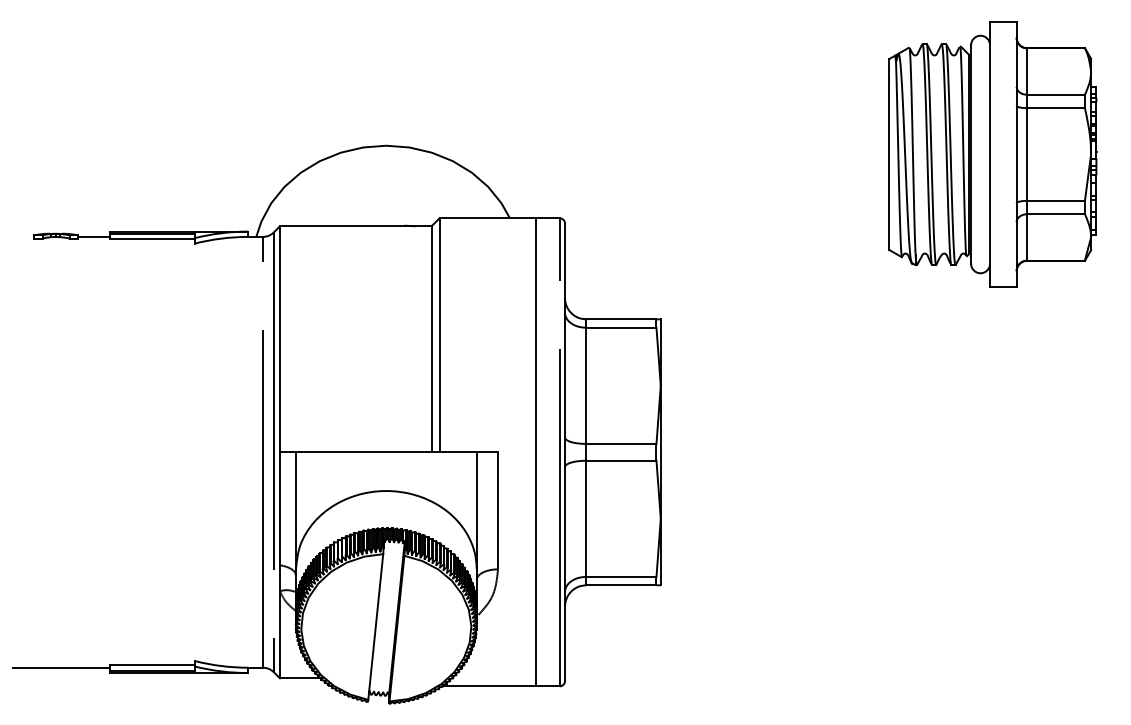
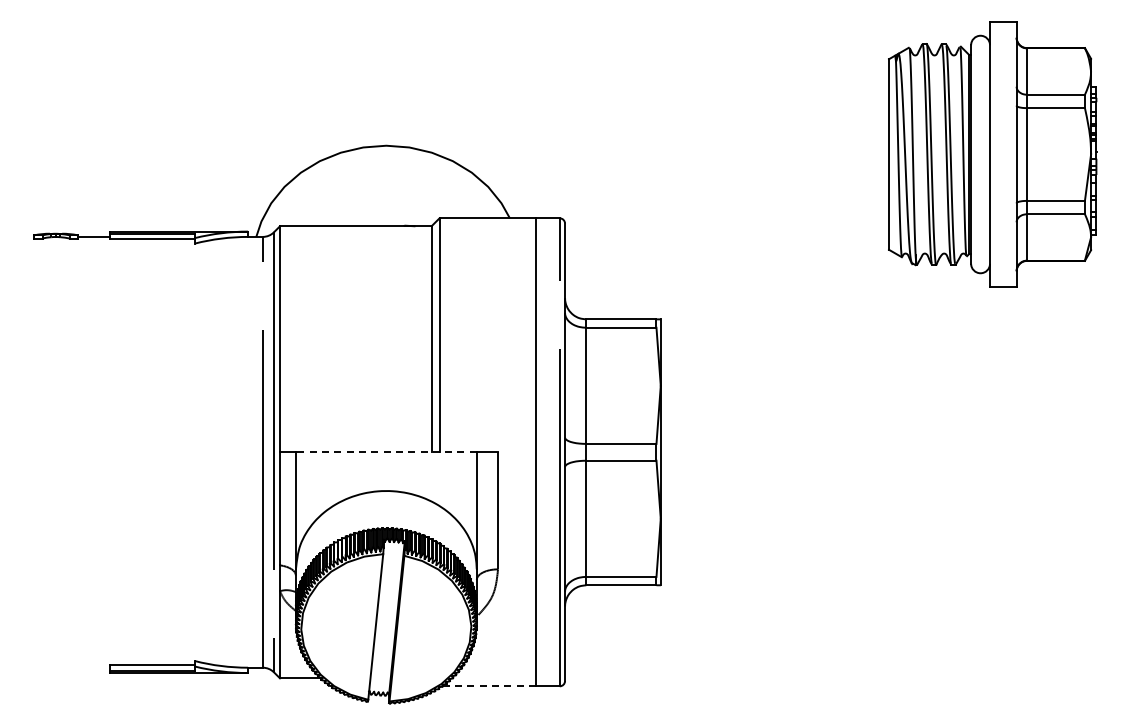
line: solid -> dashed (385, 452)
line: present -> none (60, 667)
line: solid -> dashed (489, 686)
